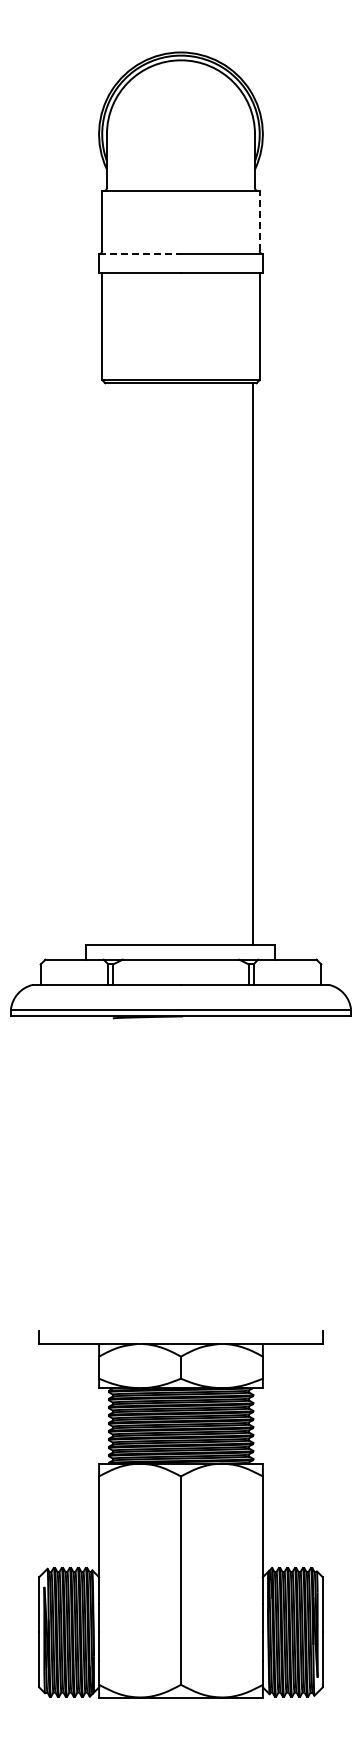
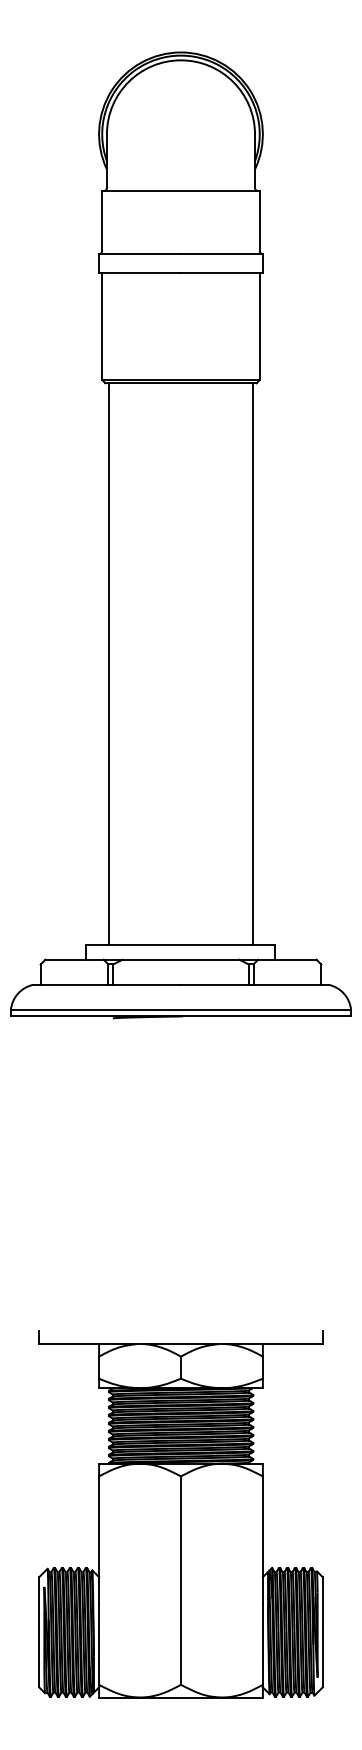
line: dashed -> solid (259, 221)
line: dashed -> solid (140, 254)
line: none -> present (108, 663)
